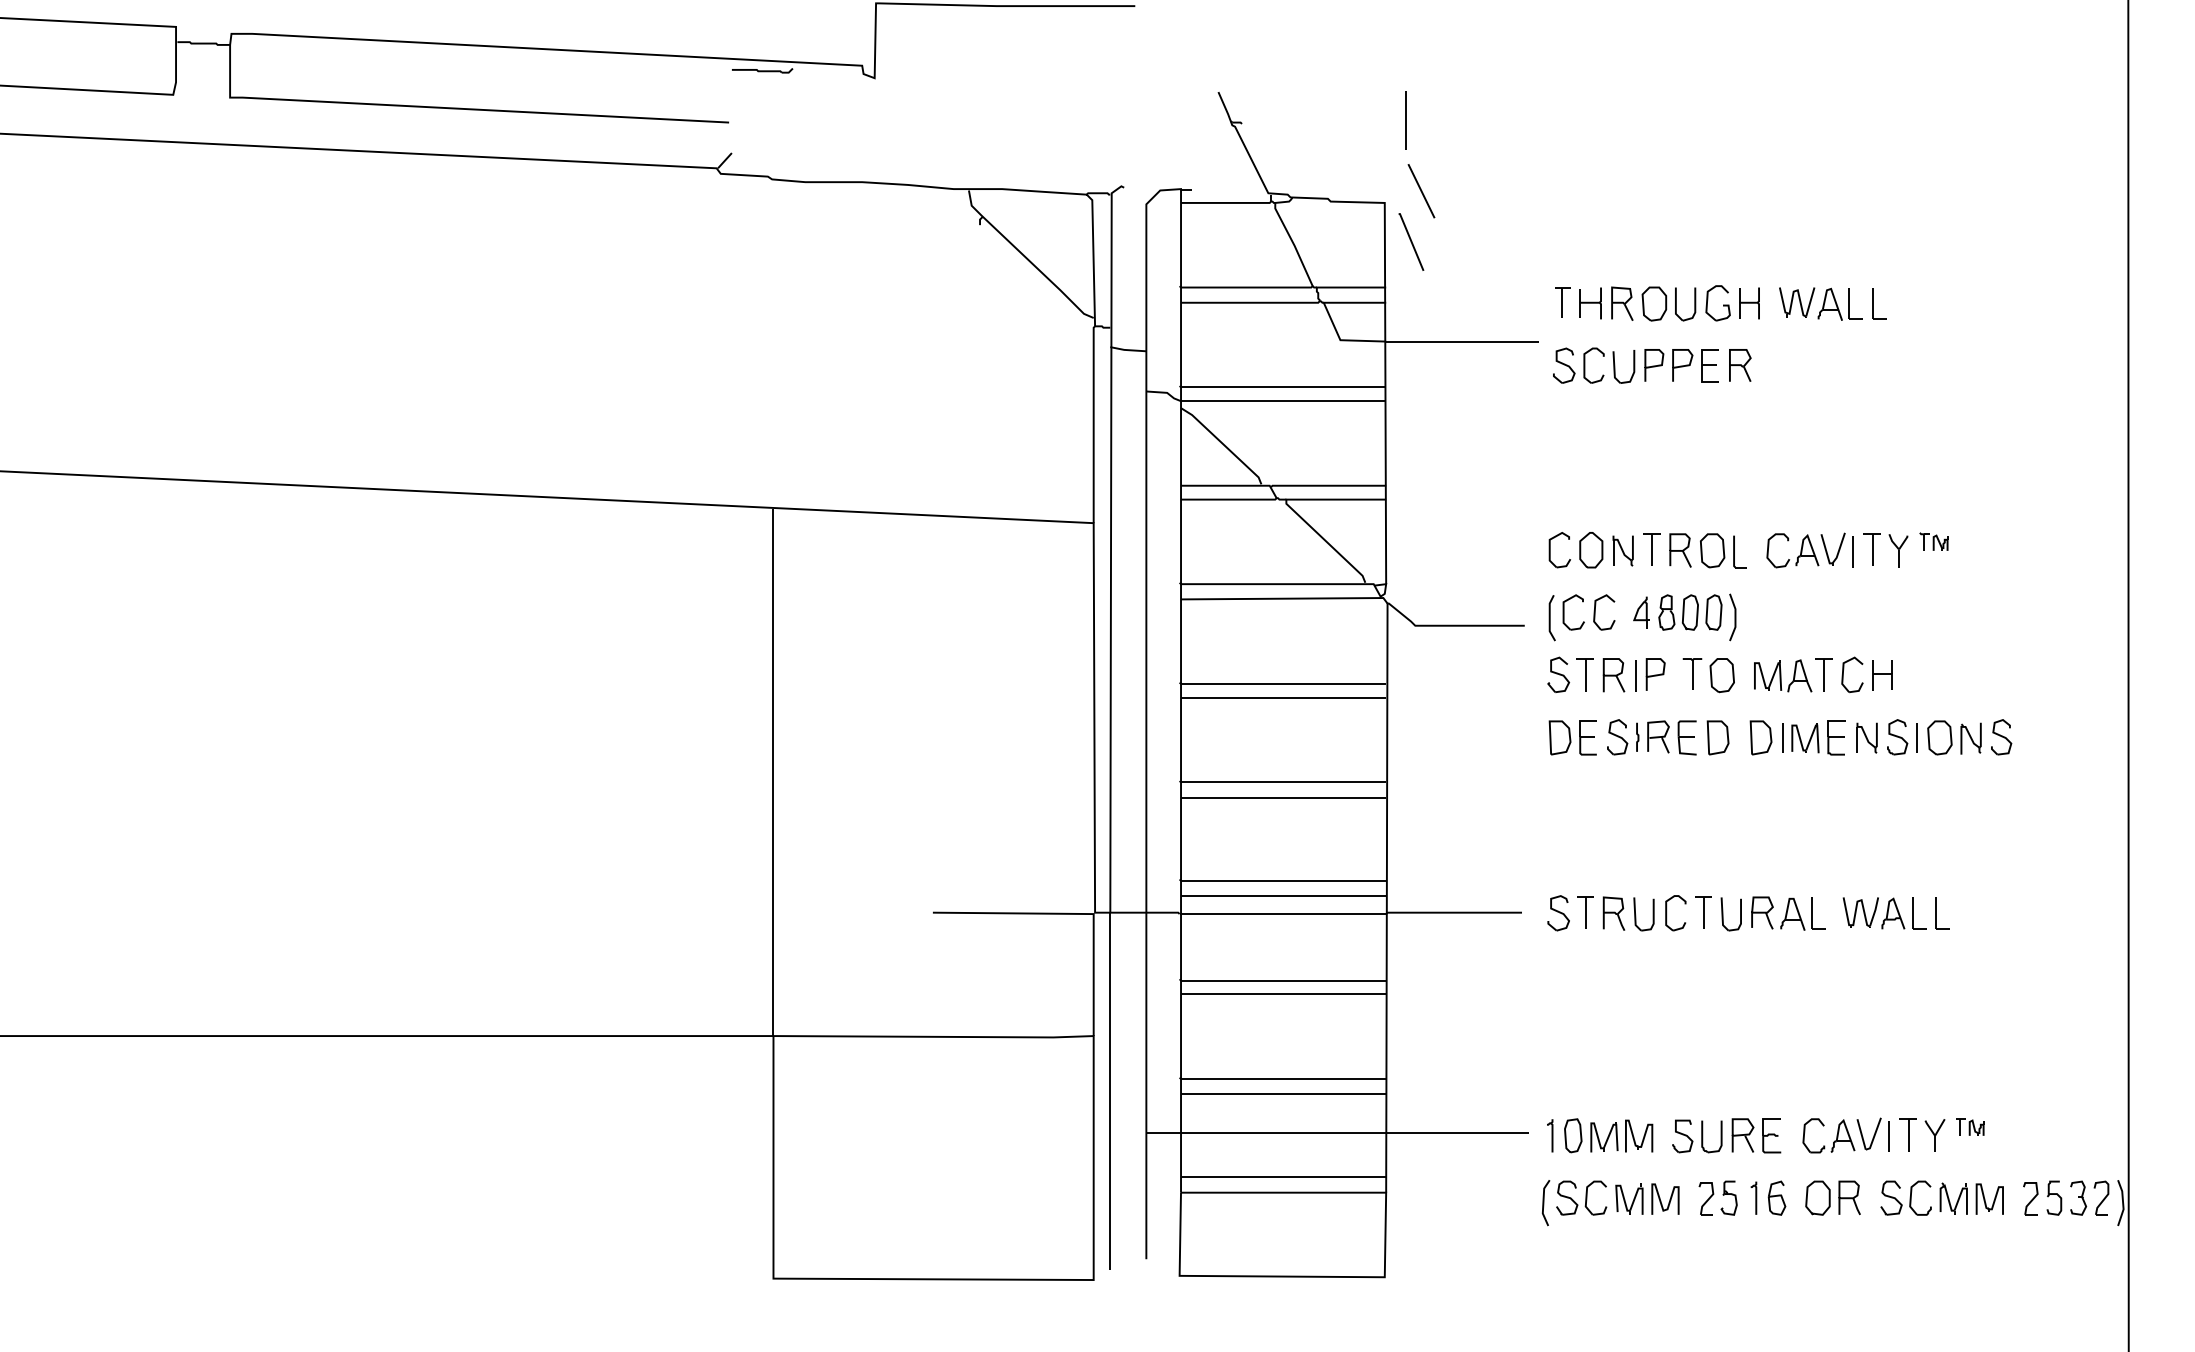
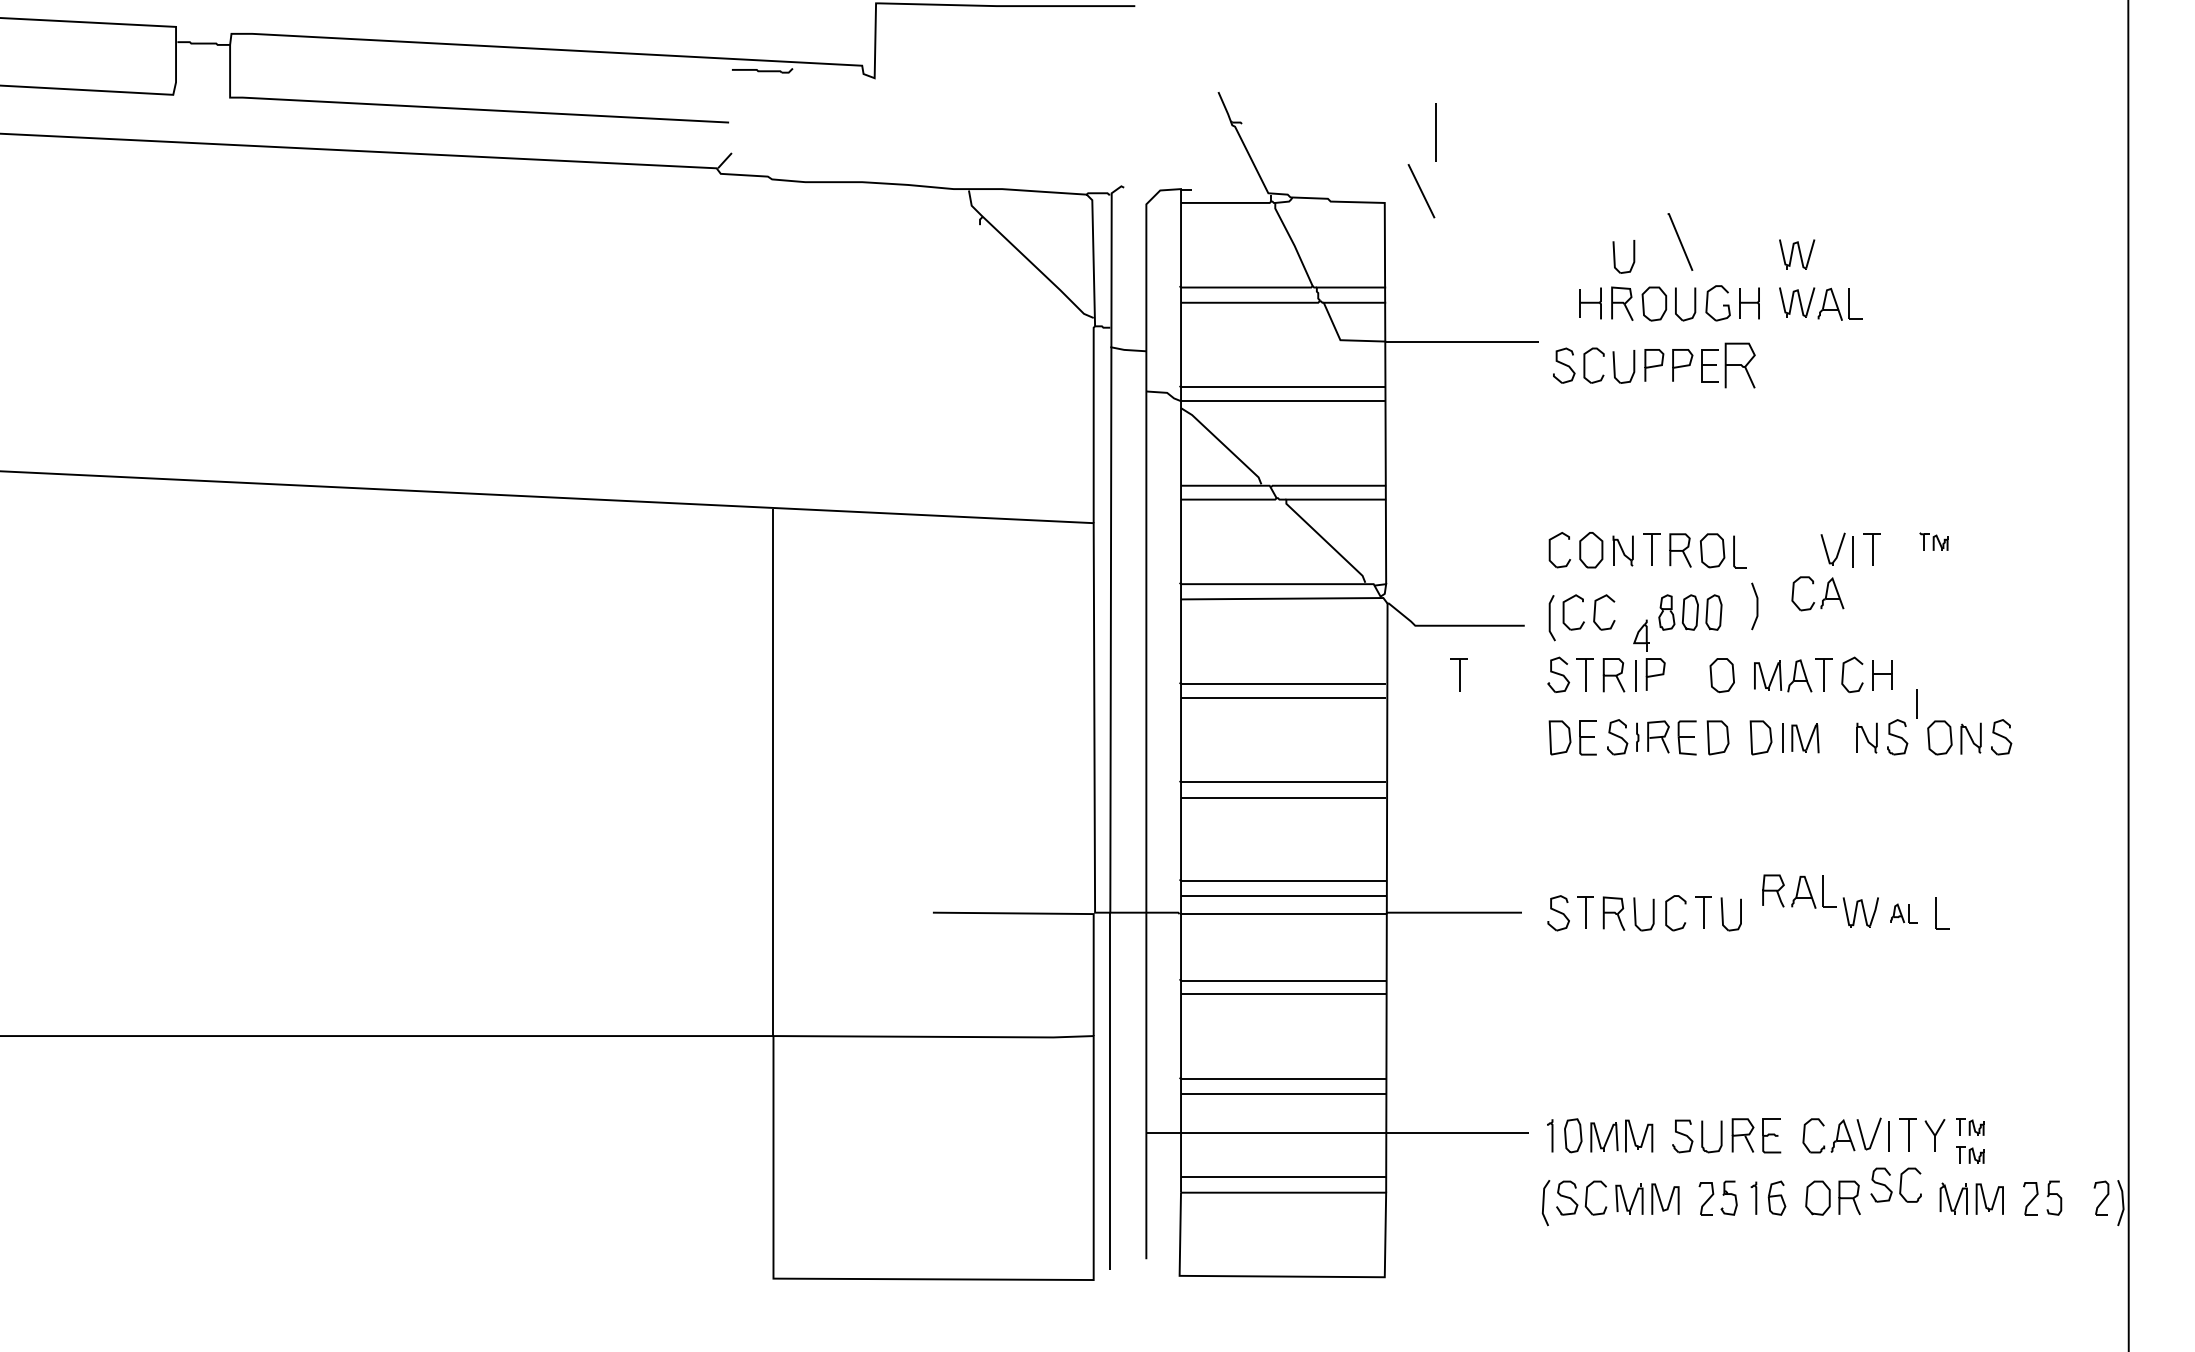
line position: (1405, 120) -> (1435, 132) (1435, 132)
line position: (1411, 241) -> (1680, 241) (1680, 241)
part: none -> present (1797, 254)
part: none -> present (1615, 256)
part: present -> none (1562, 302)
part: present -> none (1879, 303)
part size: 23x33 px -> 32x47 px (1739, 365)
part: present -> none (1898, 550)
part position: (1798, 555) -> (1823, 598) (1823, 598)
part position: (1641, 612) -> (1641, 635) (1641, 635)
line position: (1734, 617) -> (1756, 606) (1756, 606)
part: present -> none (1692, 673)
part: none -> present (1458, 674)
part: present -> none (1836, 737)
line position: (1916, 737) -> (1916, 703) (1916, 703)
part position: (1788, 913) -> (1799, 891) (1799, 891)
part size: 46x33 px -> 28x21 px (1903, 913)
part: none -> present (1970, 1154)
part position: (1905, 1197) -> (1895, 1184) (1895, 1184)
part: present -> none (2078, 1197)
